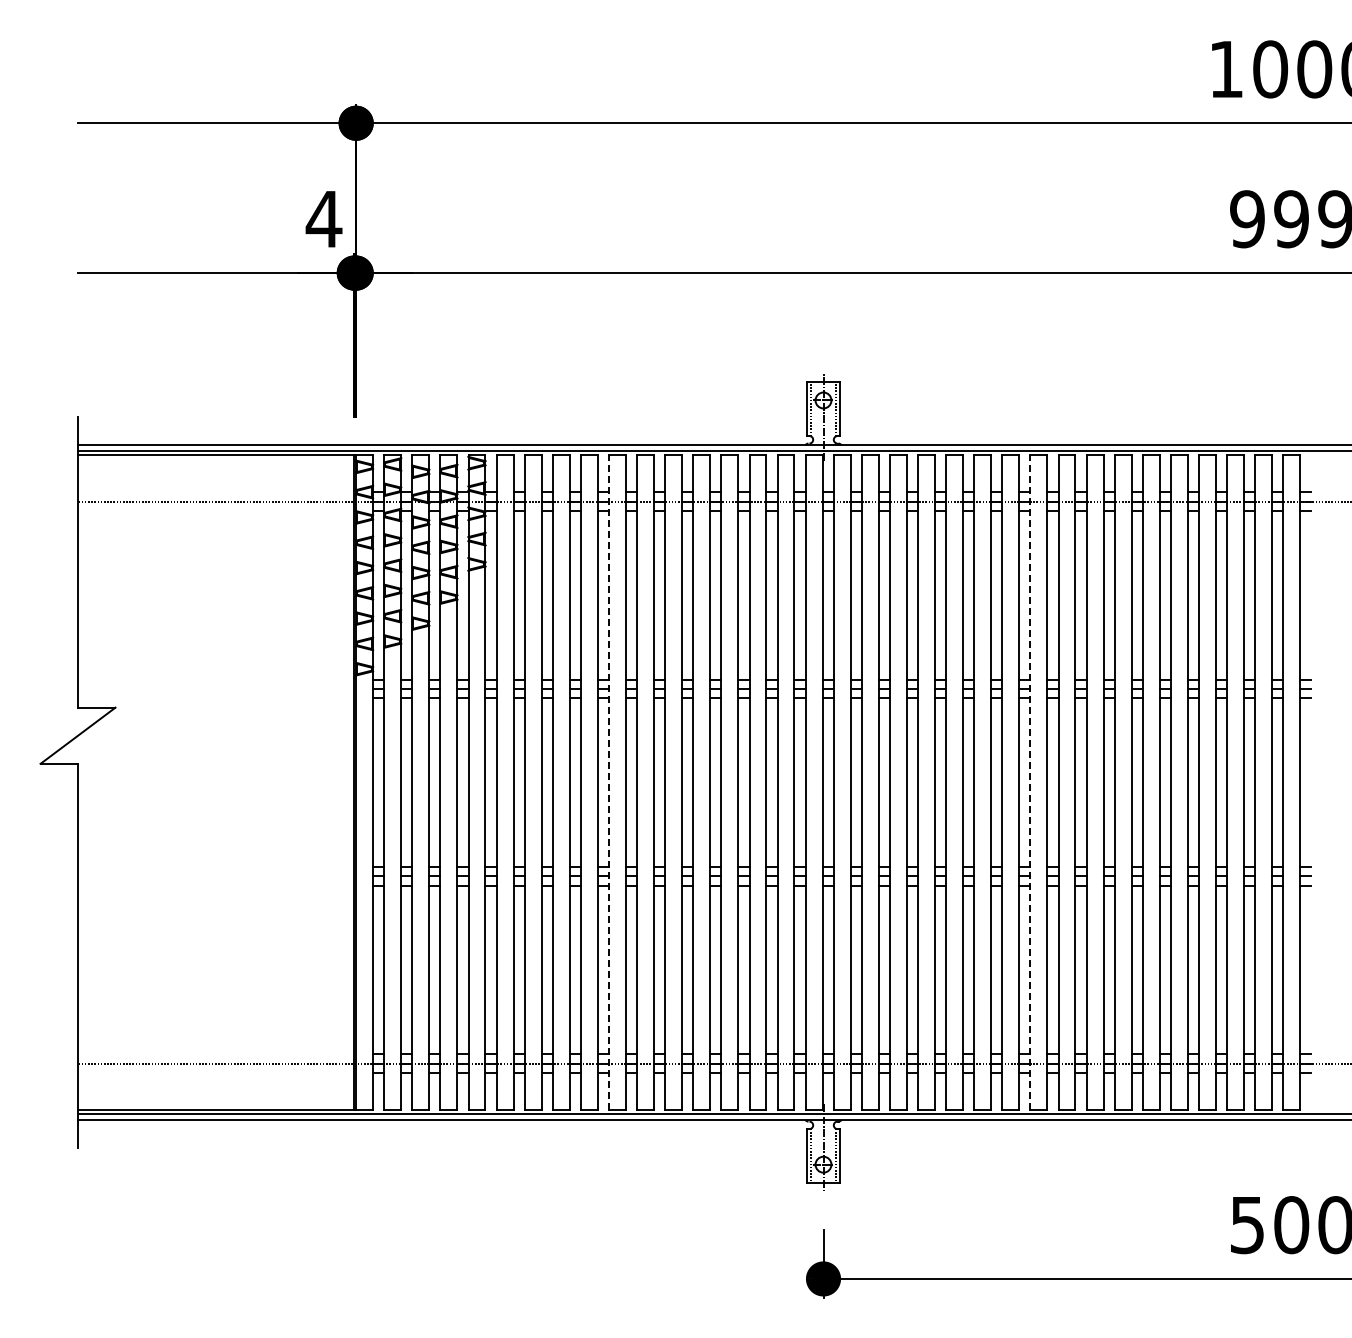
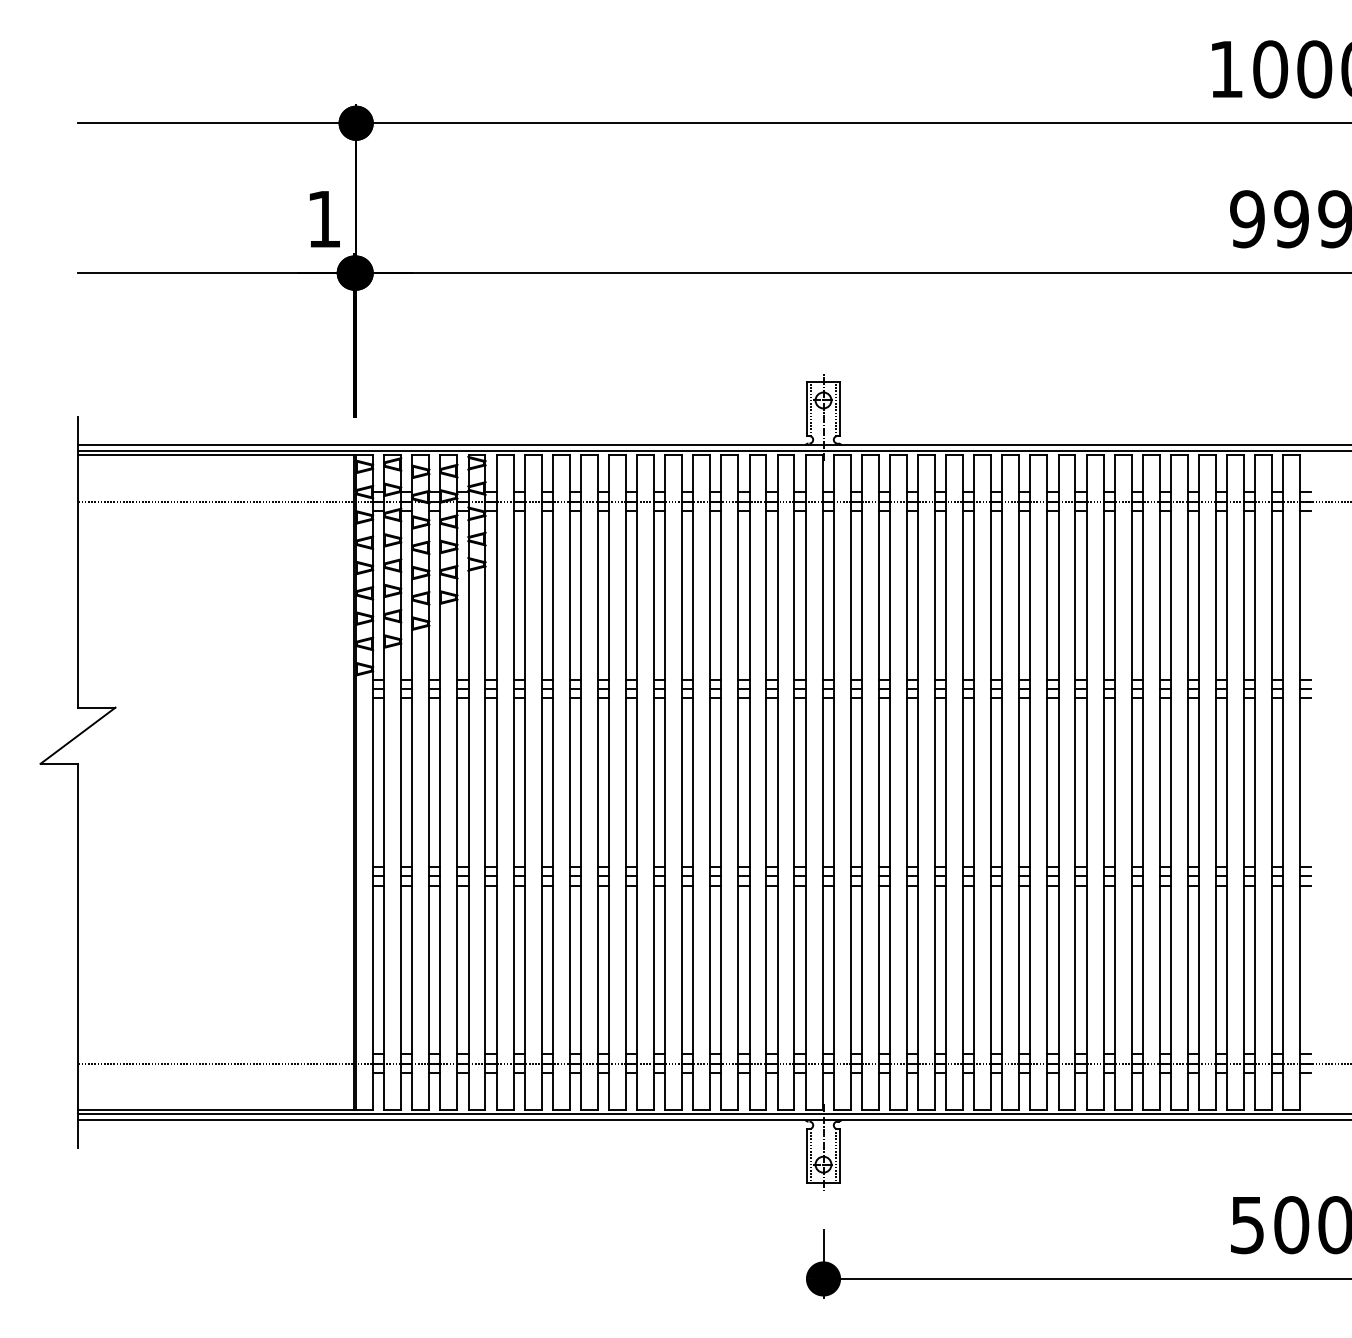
text: 4 -> 1 (323, 219)
line: dashed -> solid (609, 782)
line: dashed -> solid (1030, 782)
